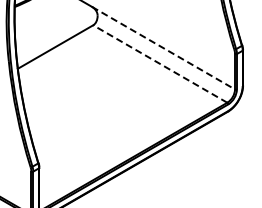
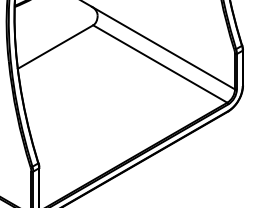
line: dashed -> solid (163, 48)
line: dashed -> solid (159, 63)
